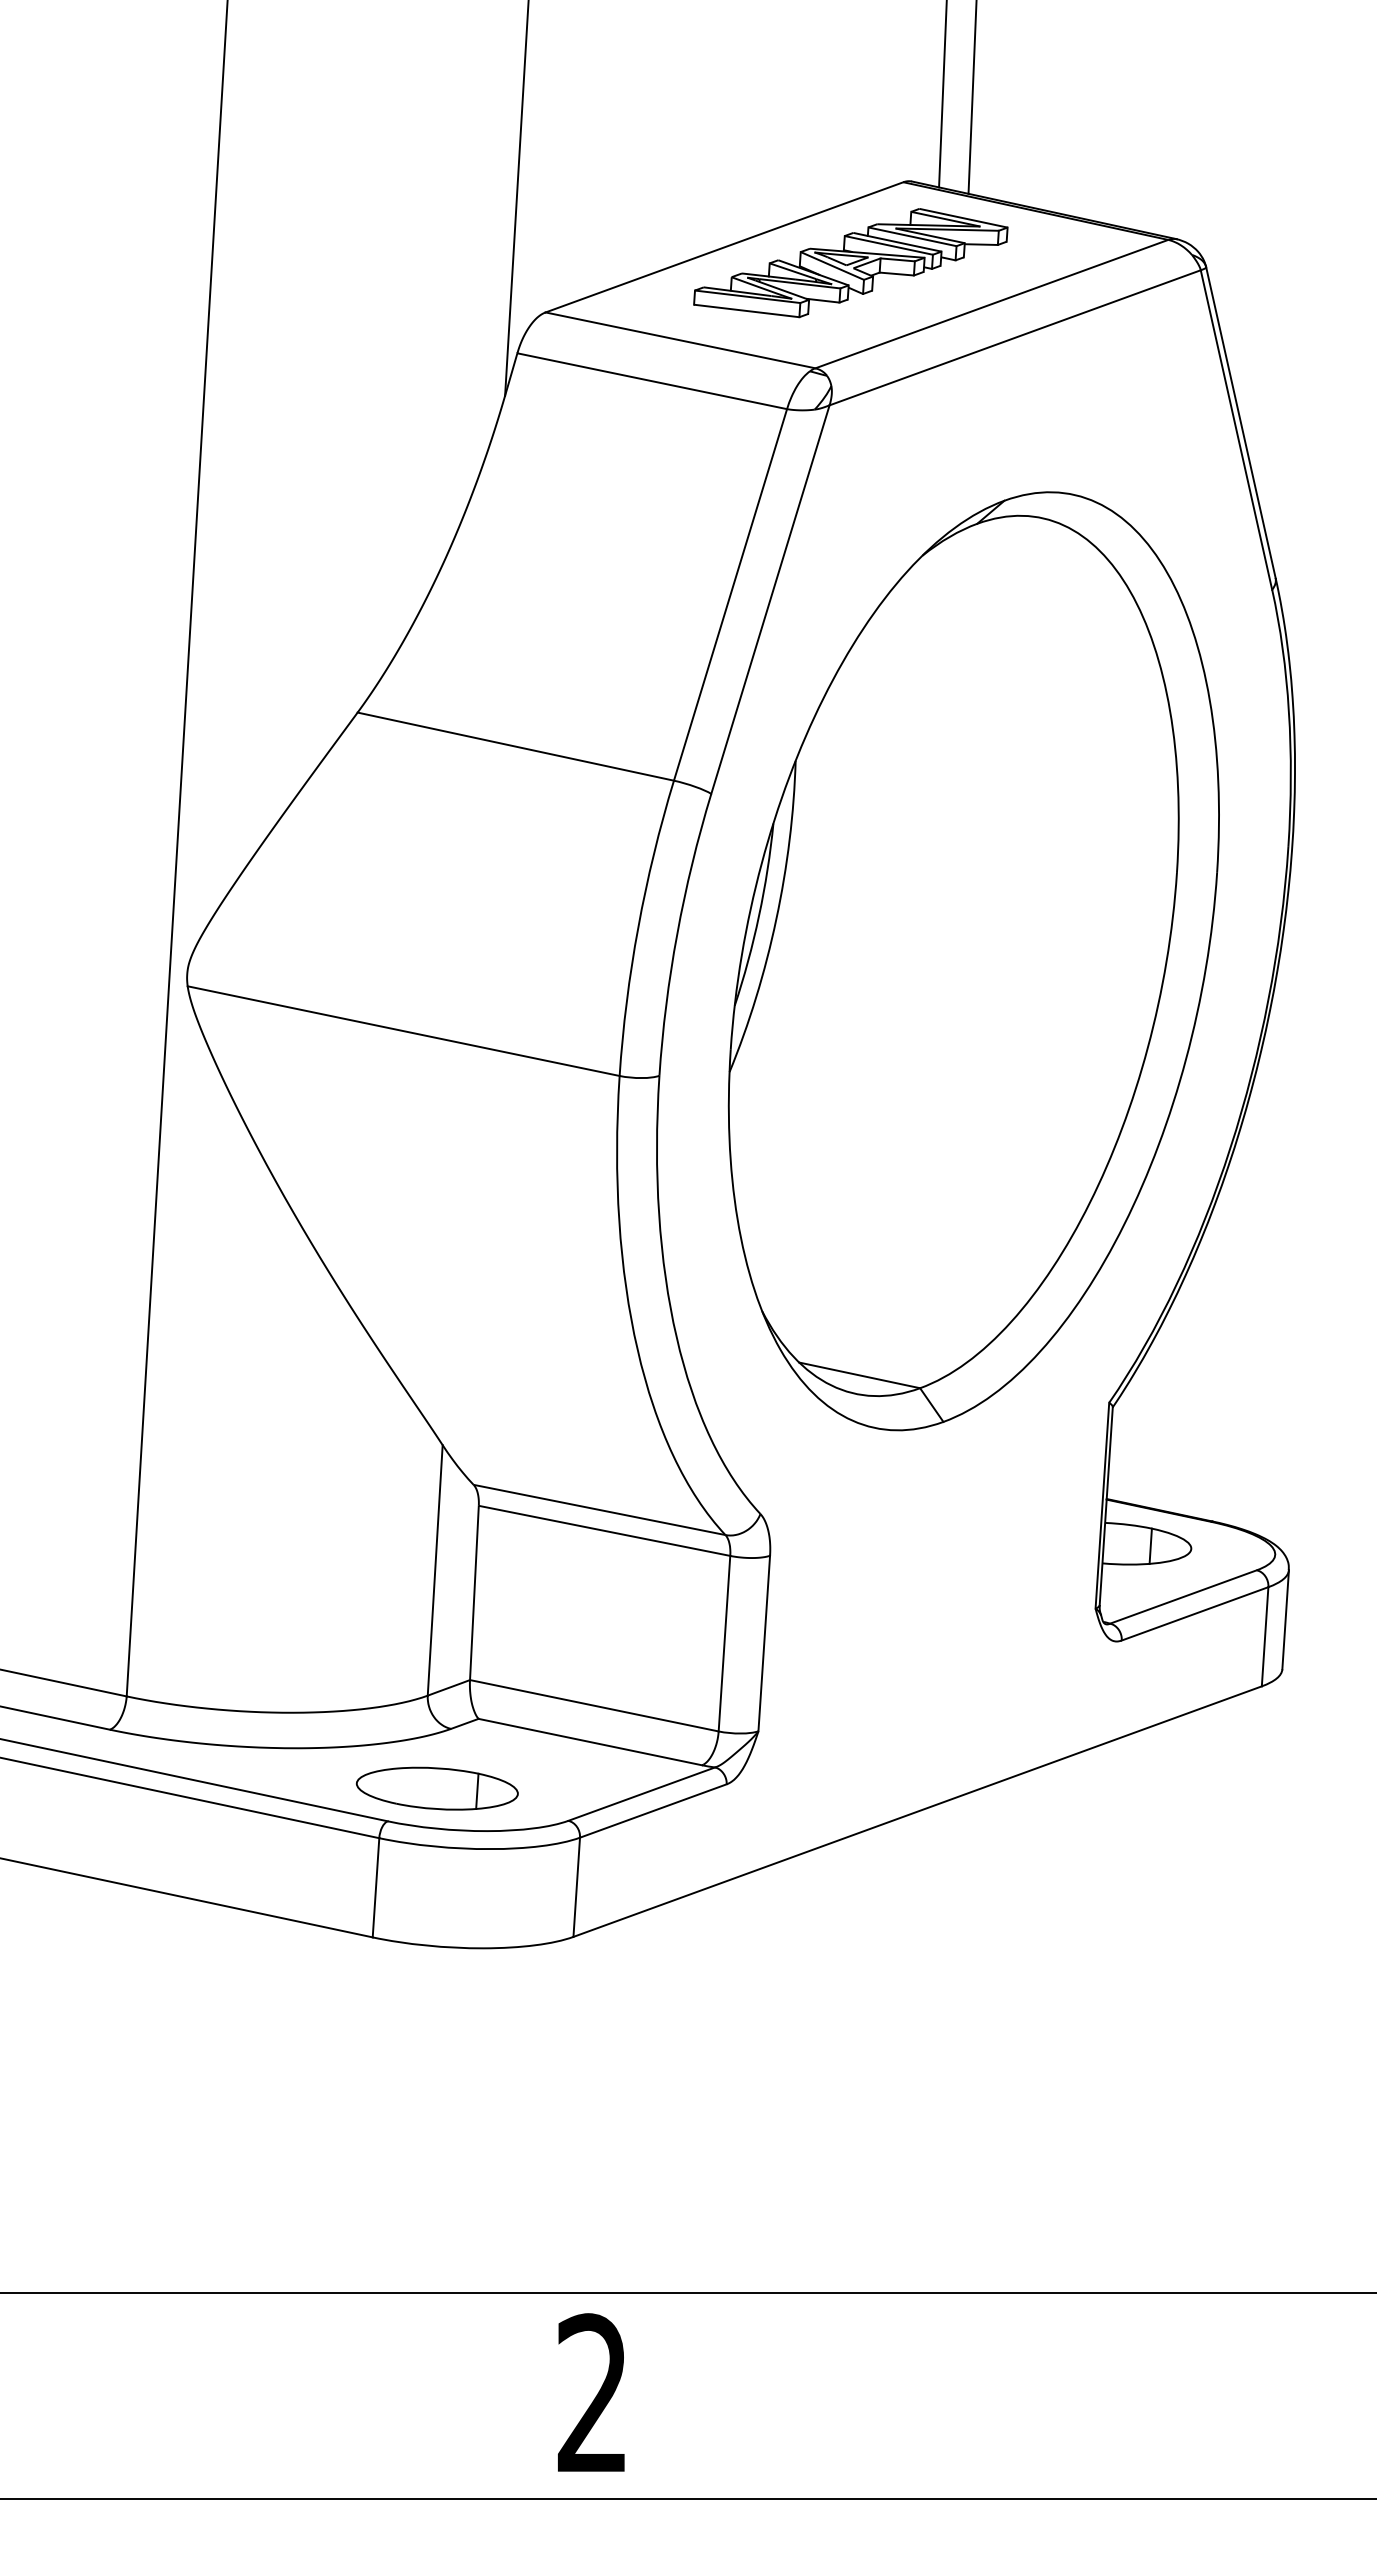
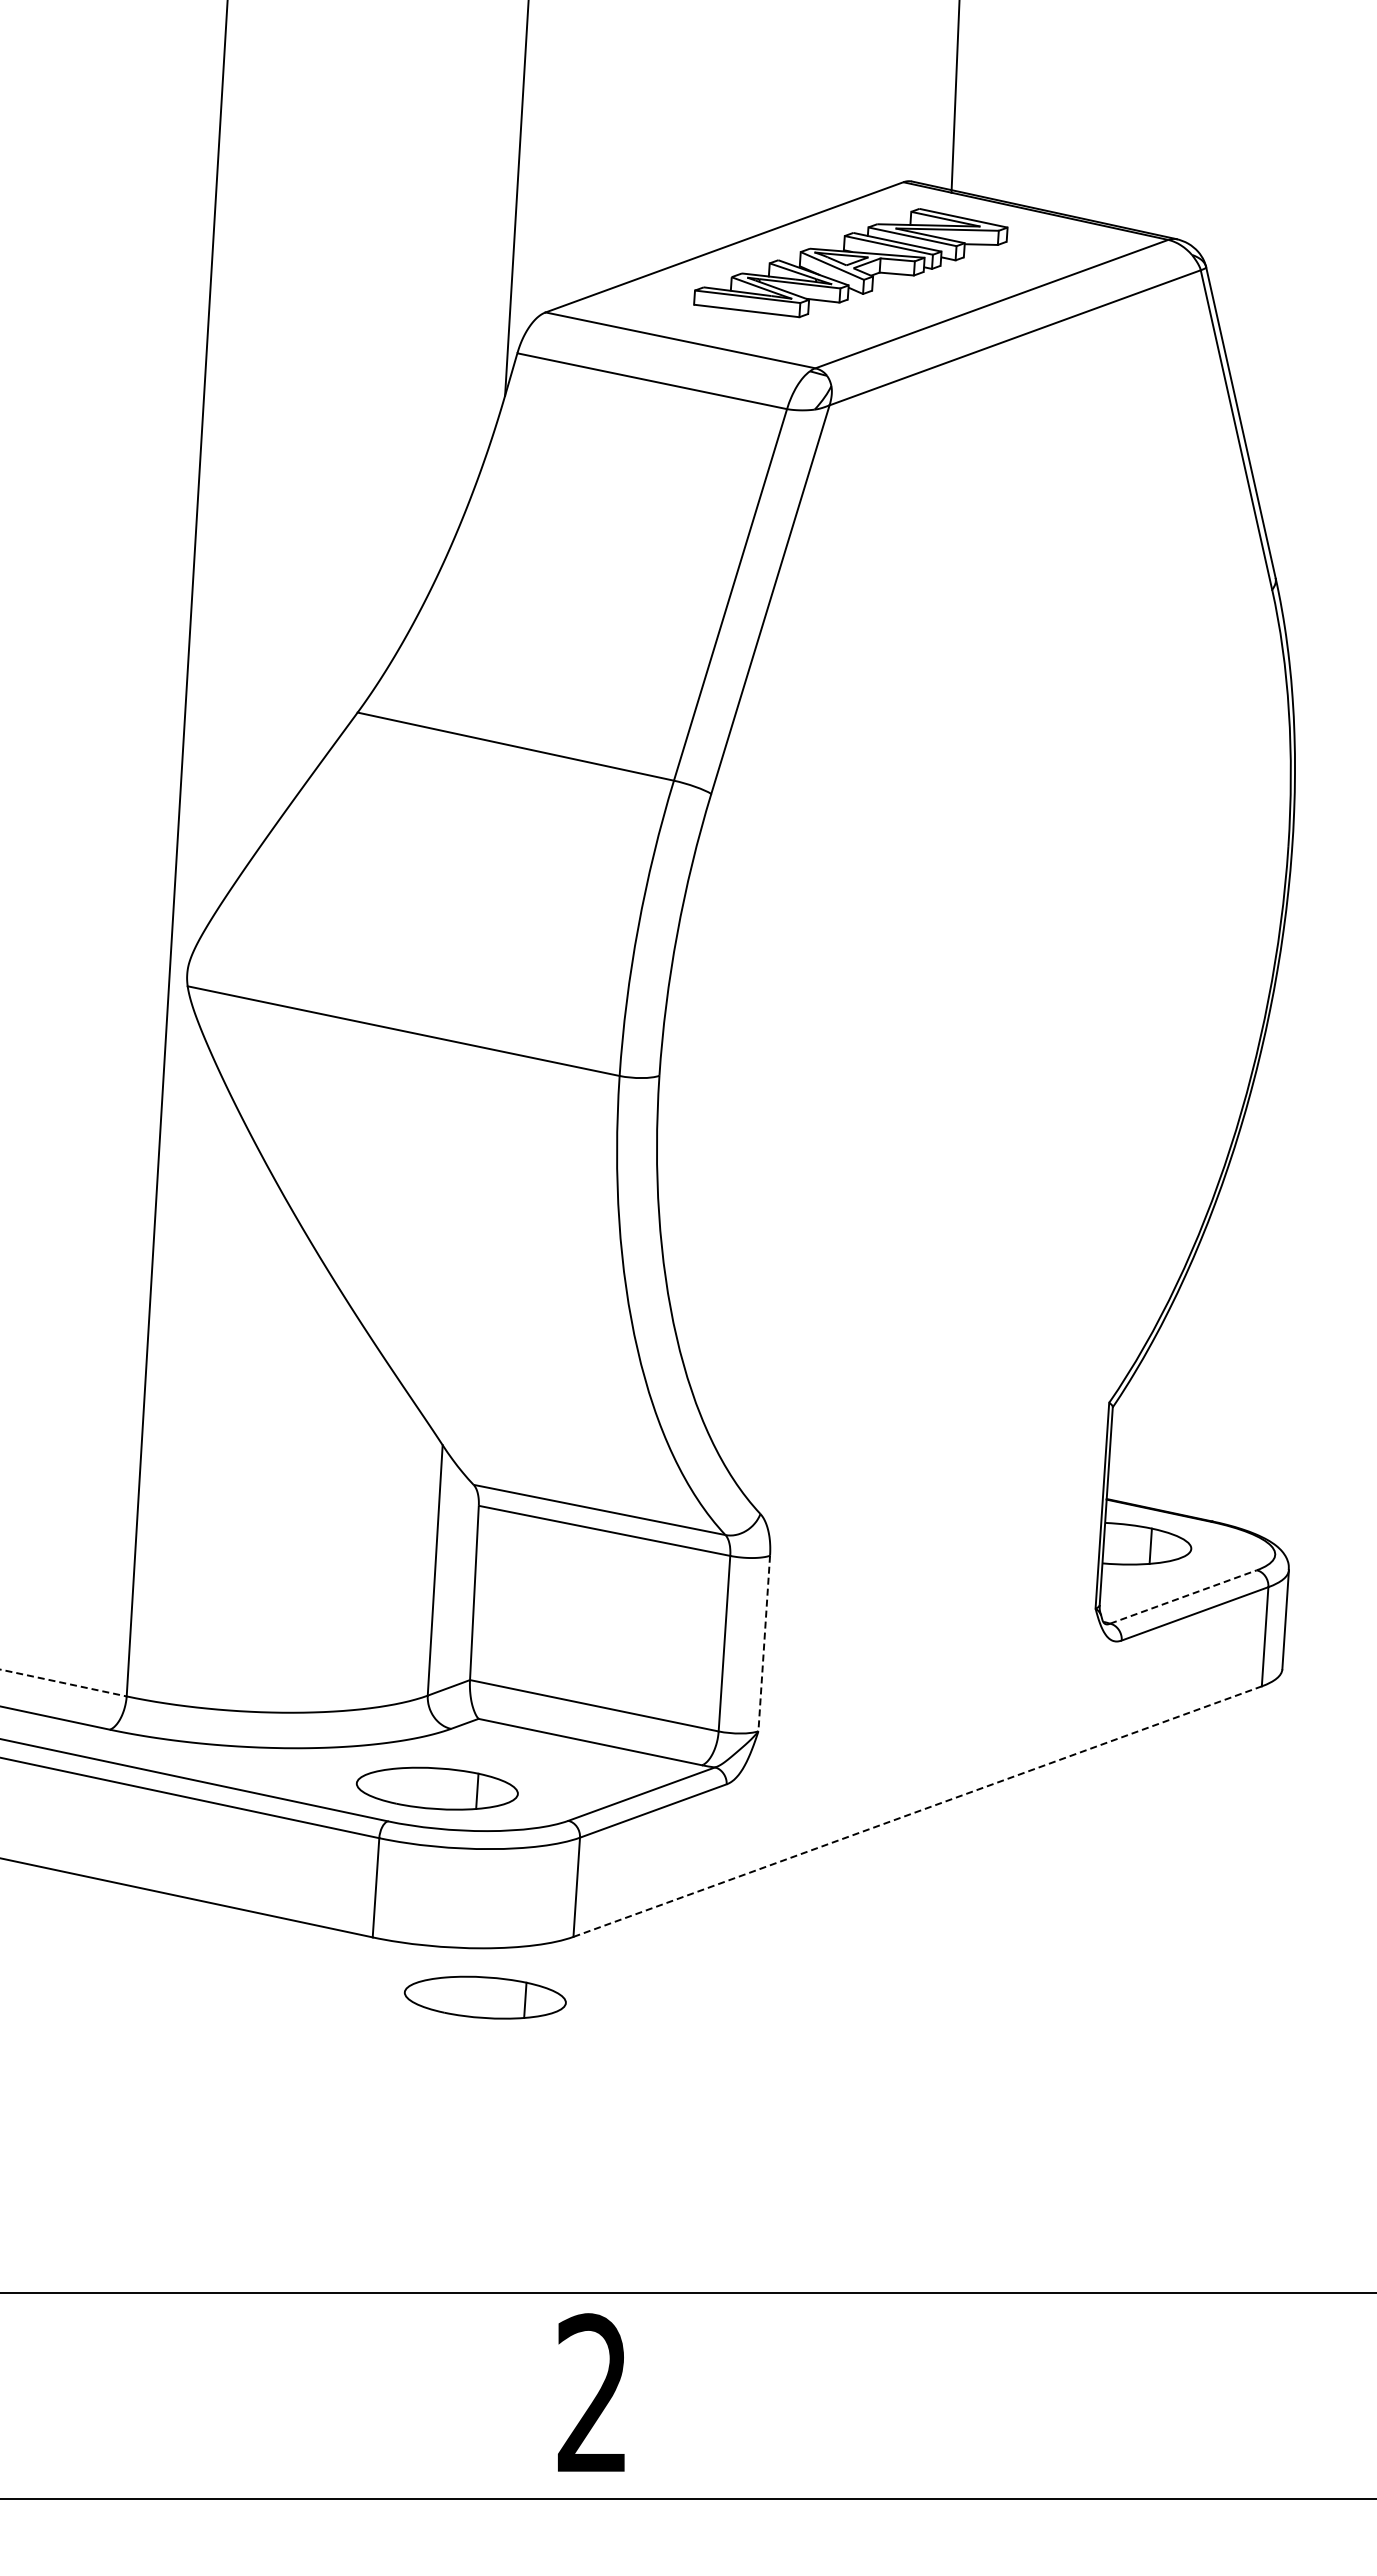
line: present -> none (942, 94)
line position: (972, 97) -> (955, 97) (955, 97)
part: present -> none (973, 961)
line: solid -> dashed (1183, 1596)
line: solid -> dashed (764, 1643)
line: solid -> dashed (64, 1683)
line: solid -> dashed (918, 1811)
part: none -> present (484, 1997)
